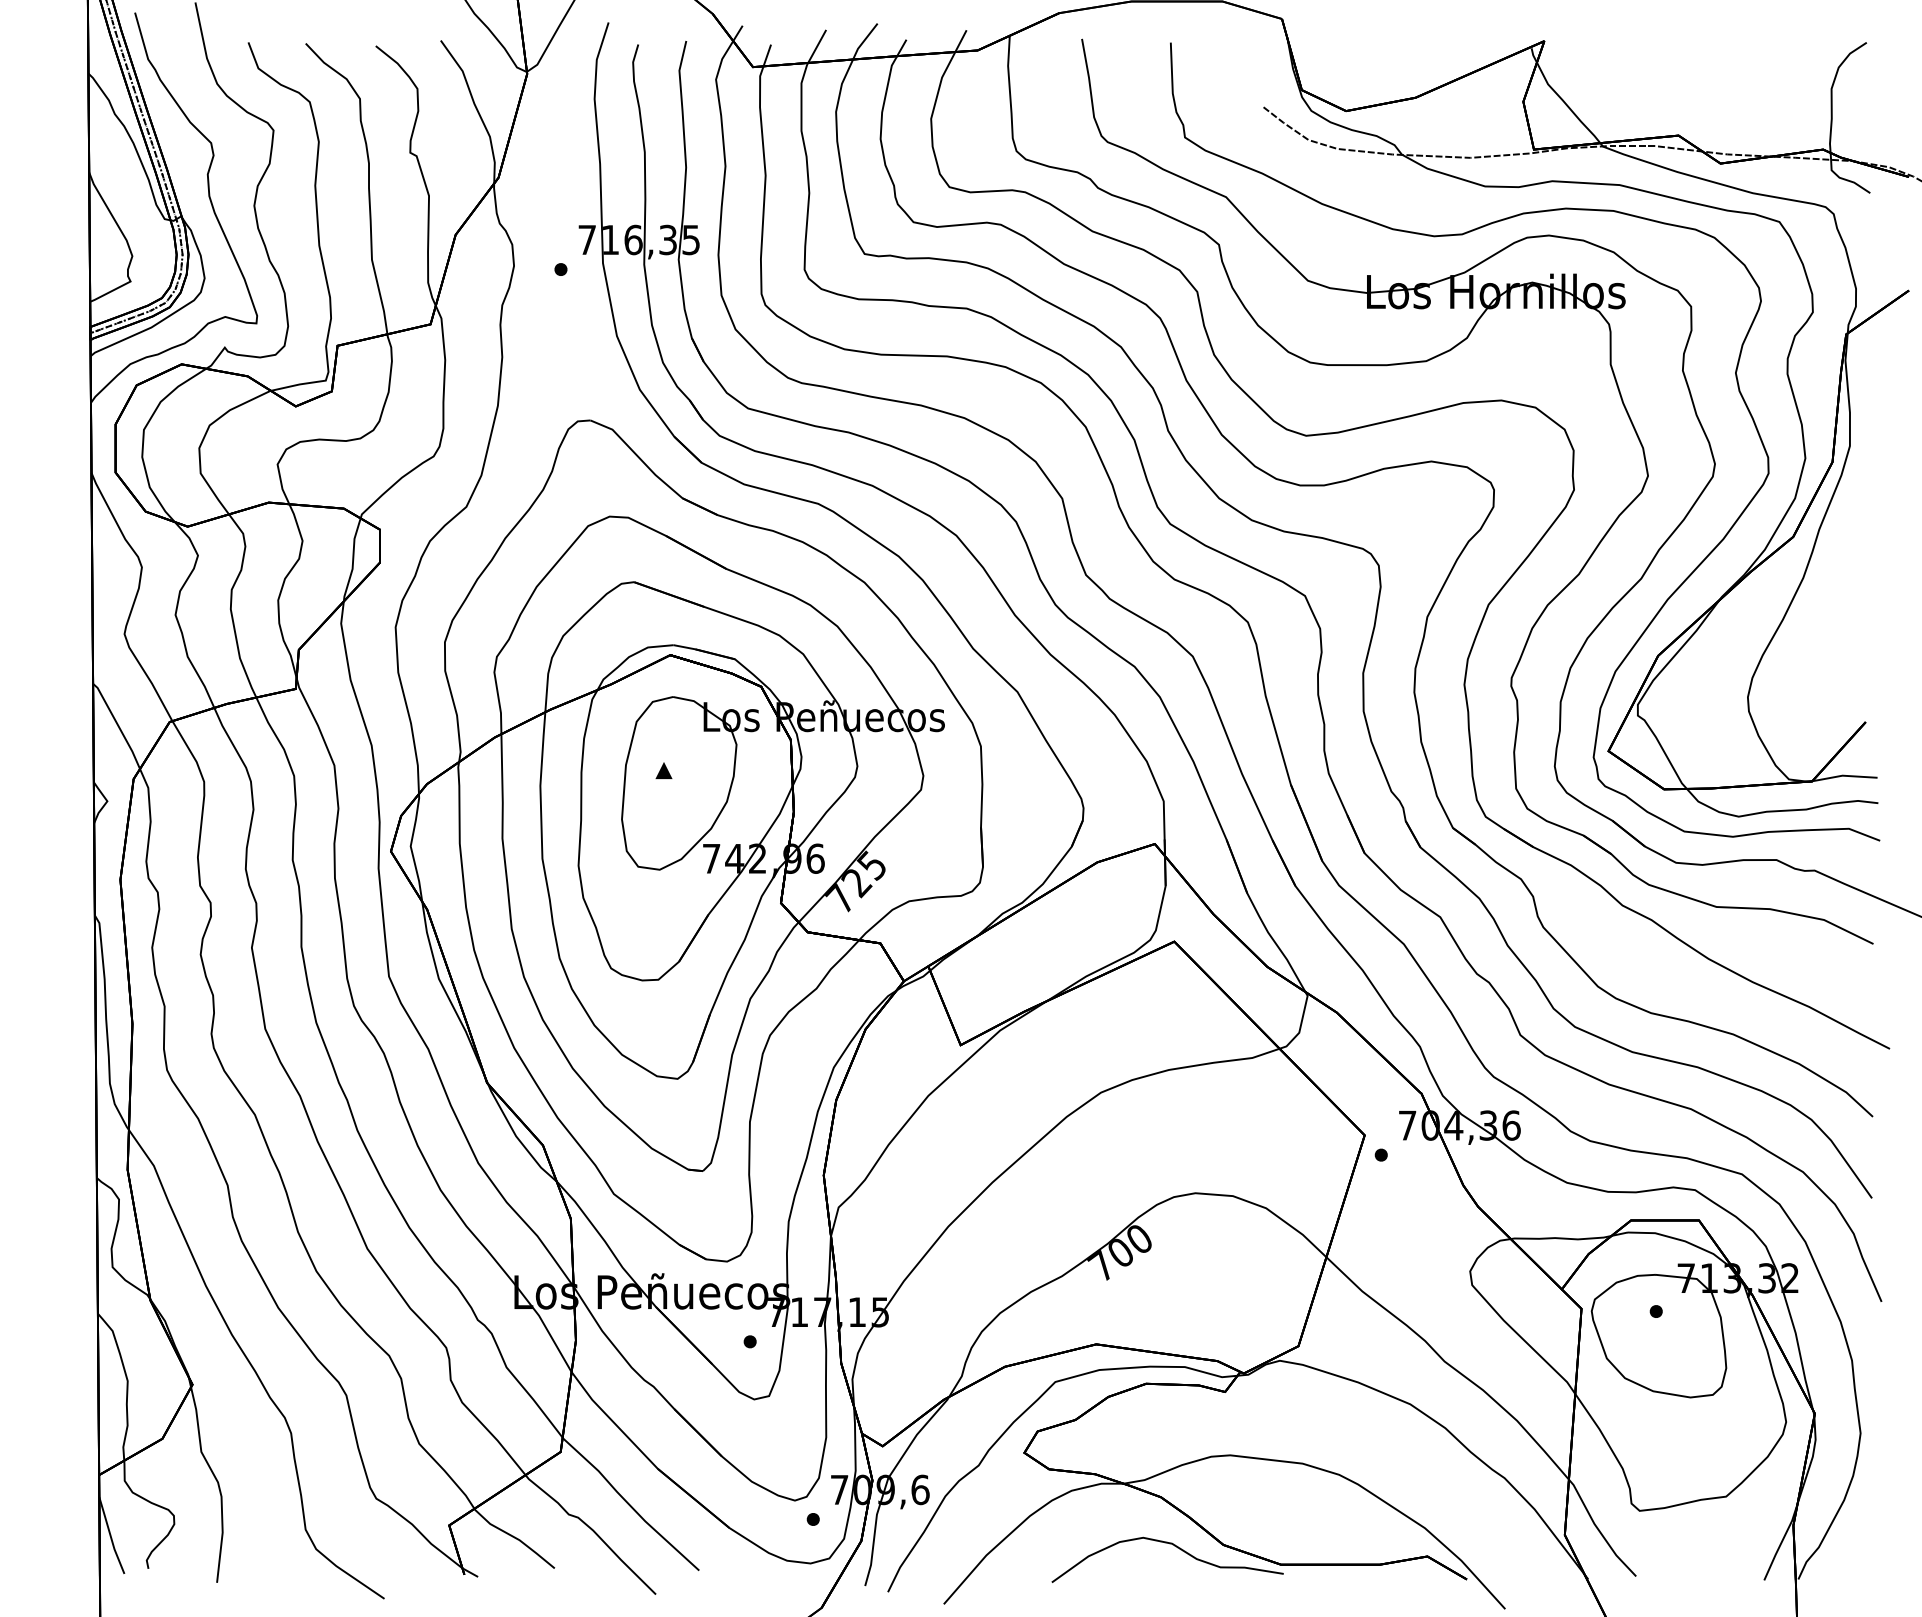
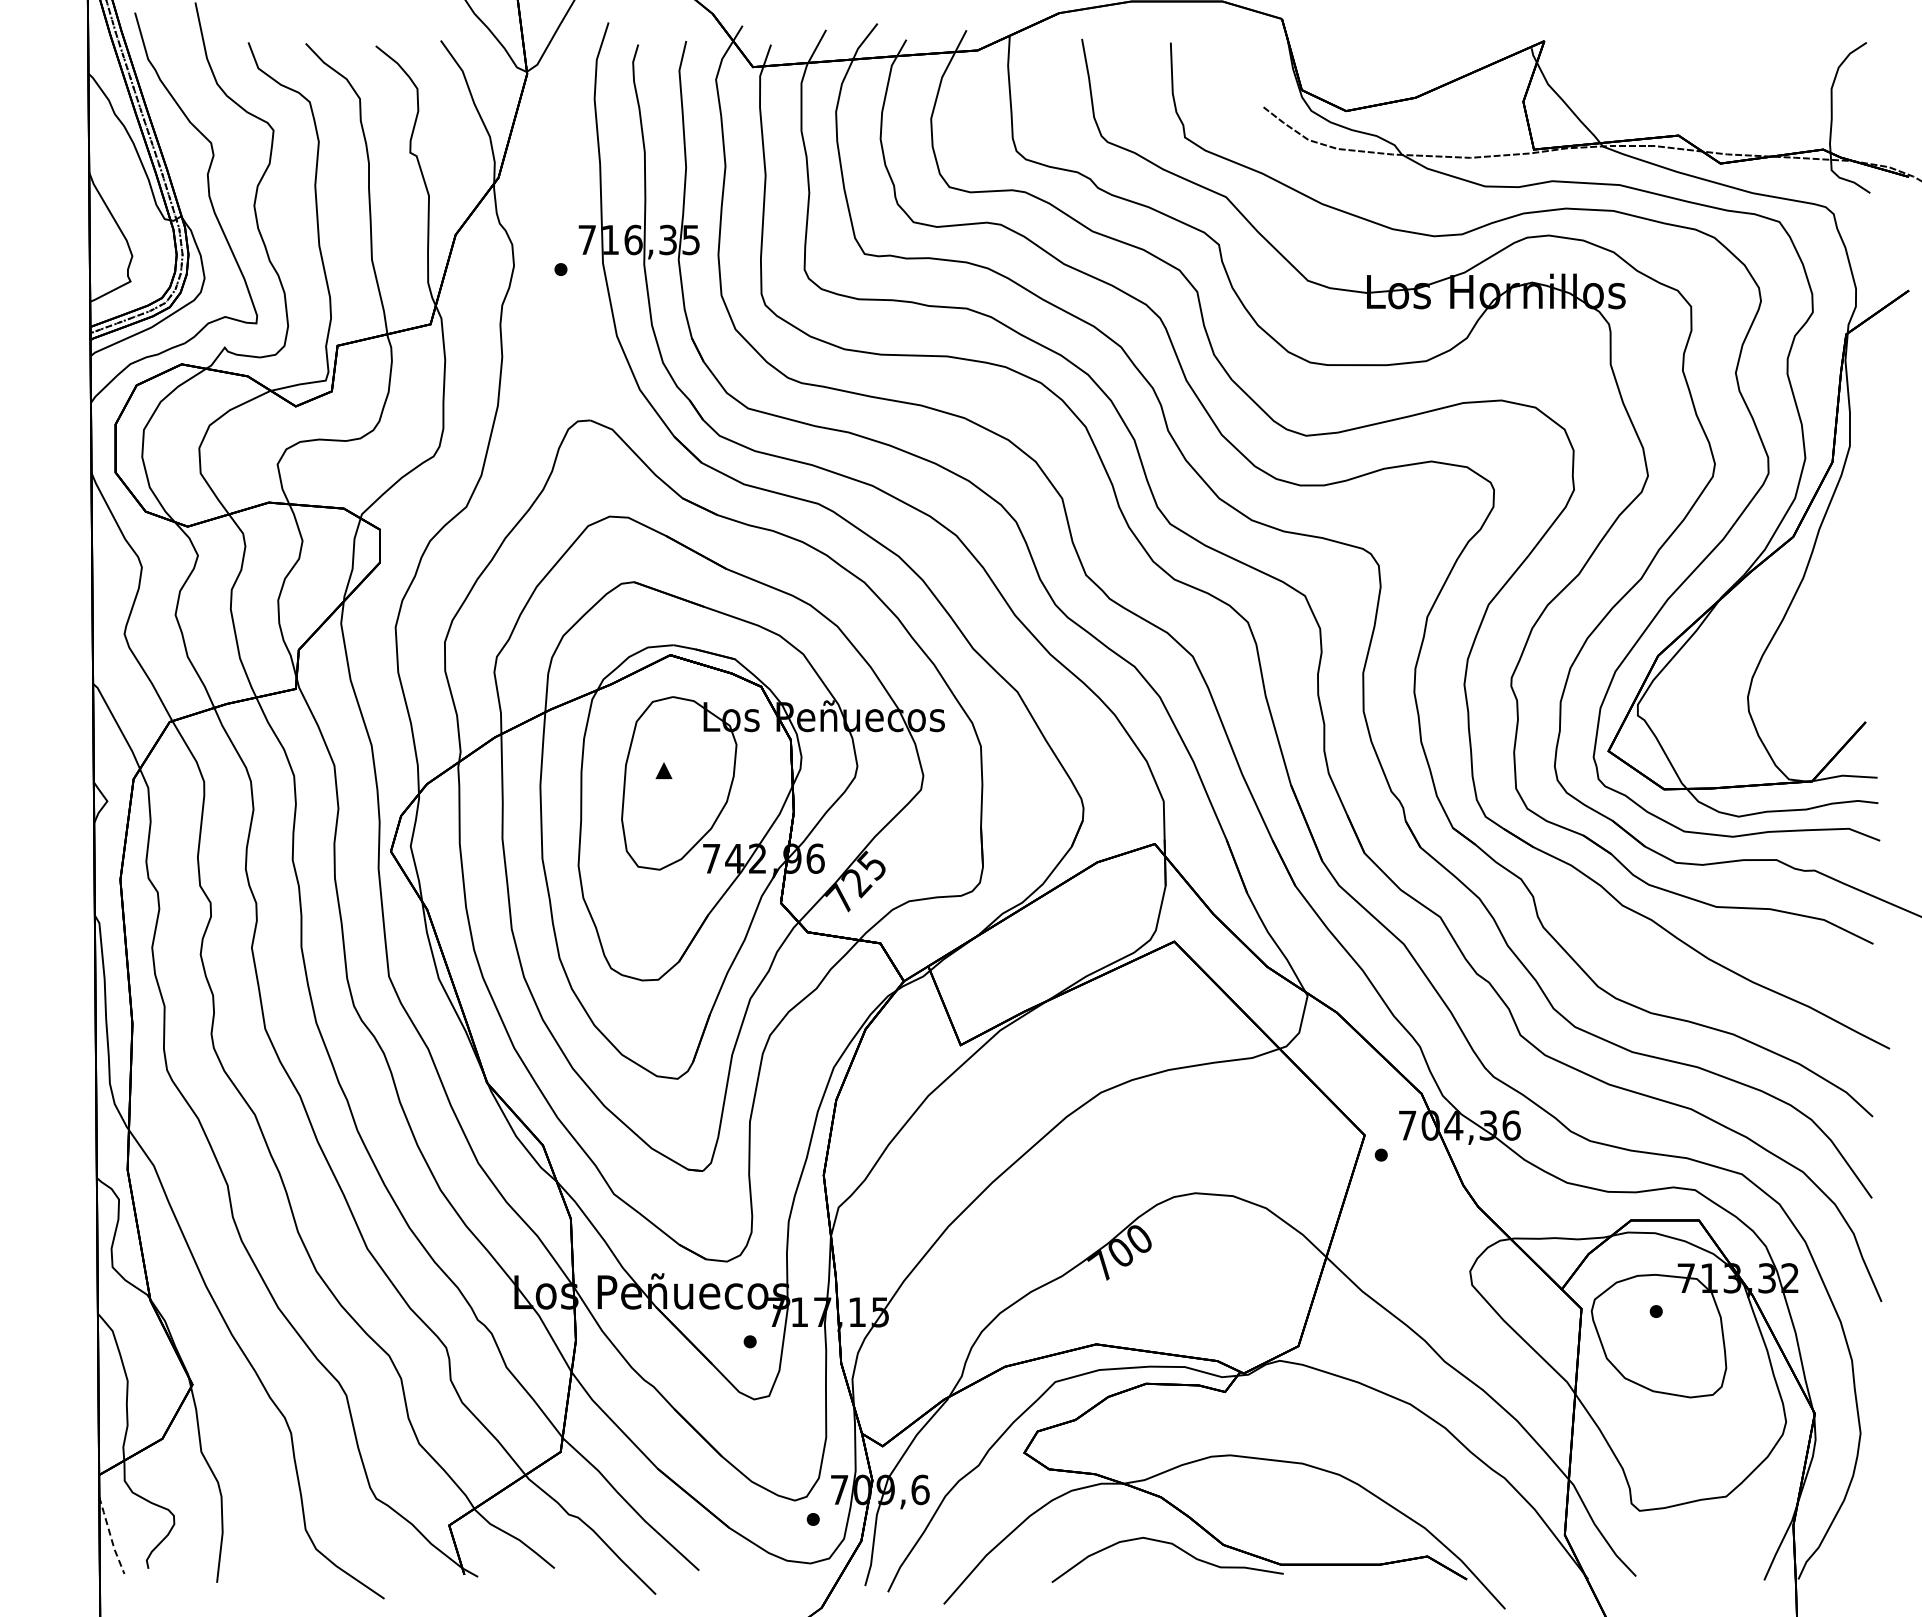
line: solid -> dashed (110, 1536)
